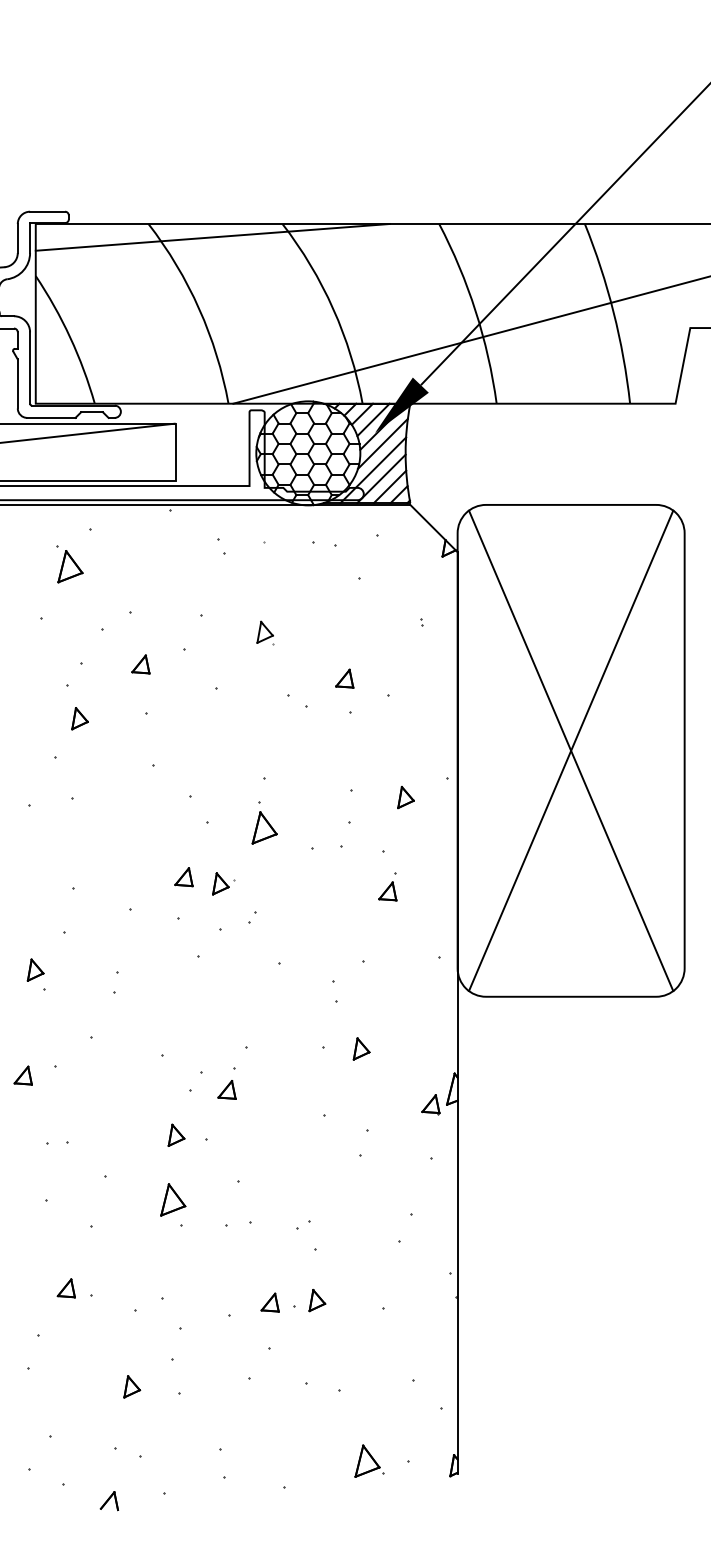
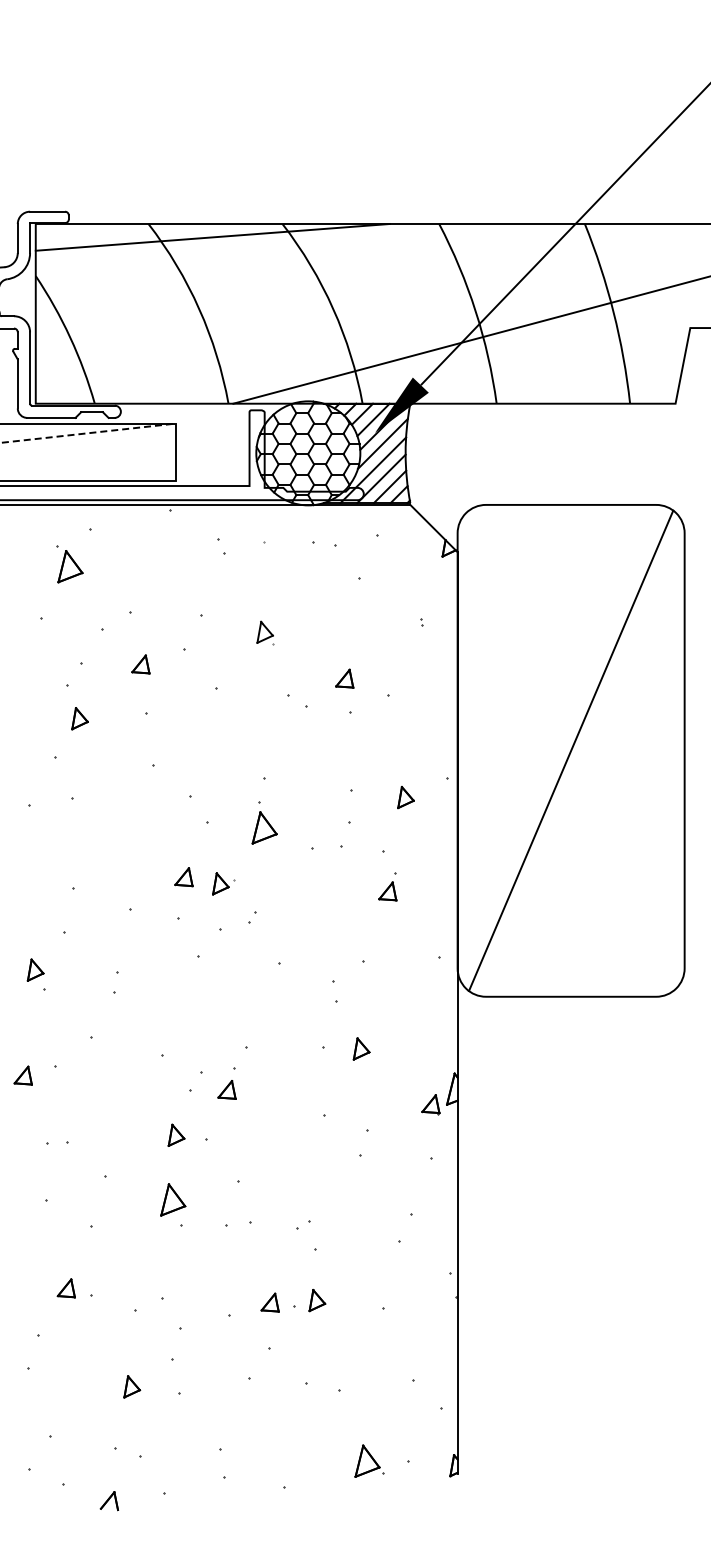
line: solid -> dashed (88, 433)
line: present -> none (570, 750)
